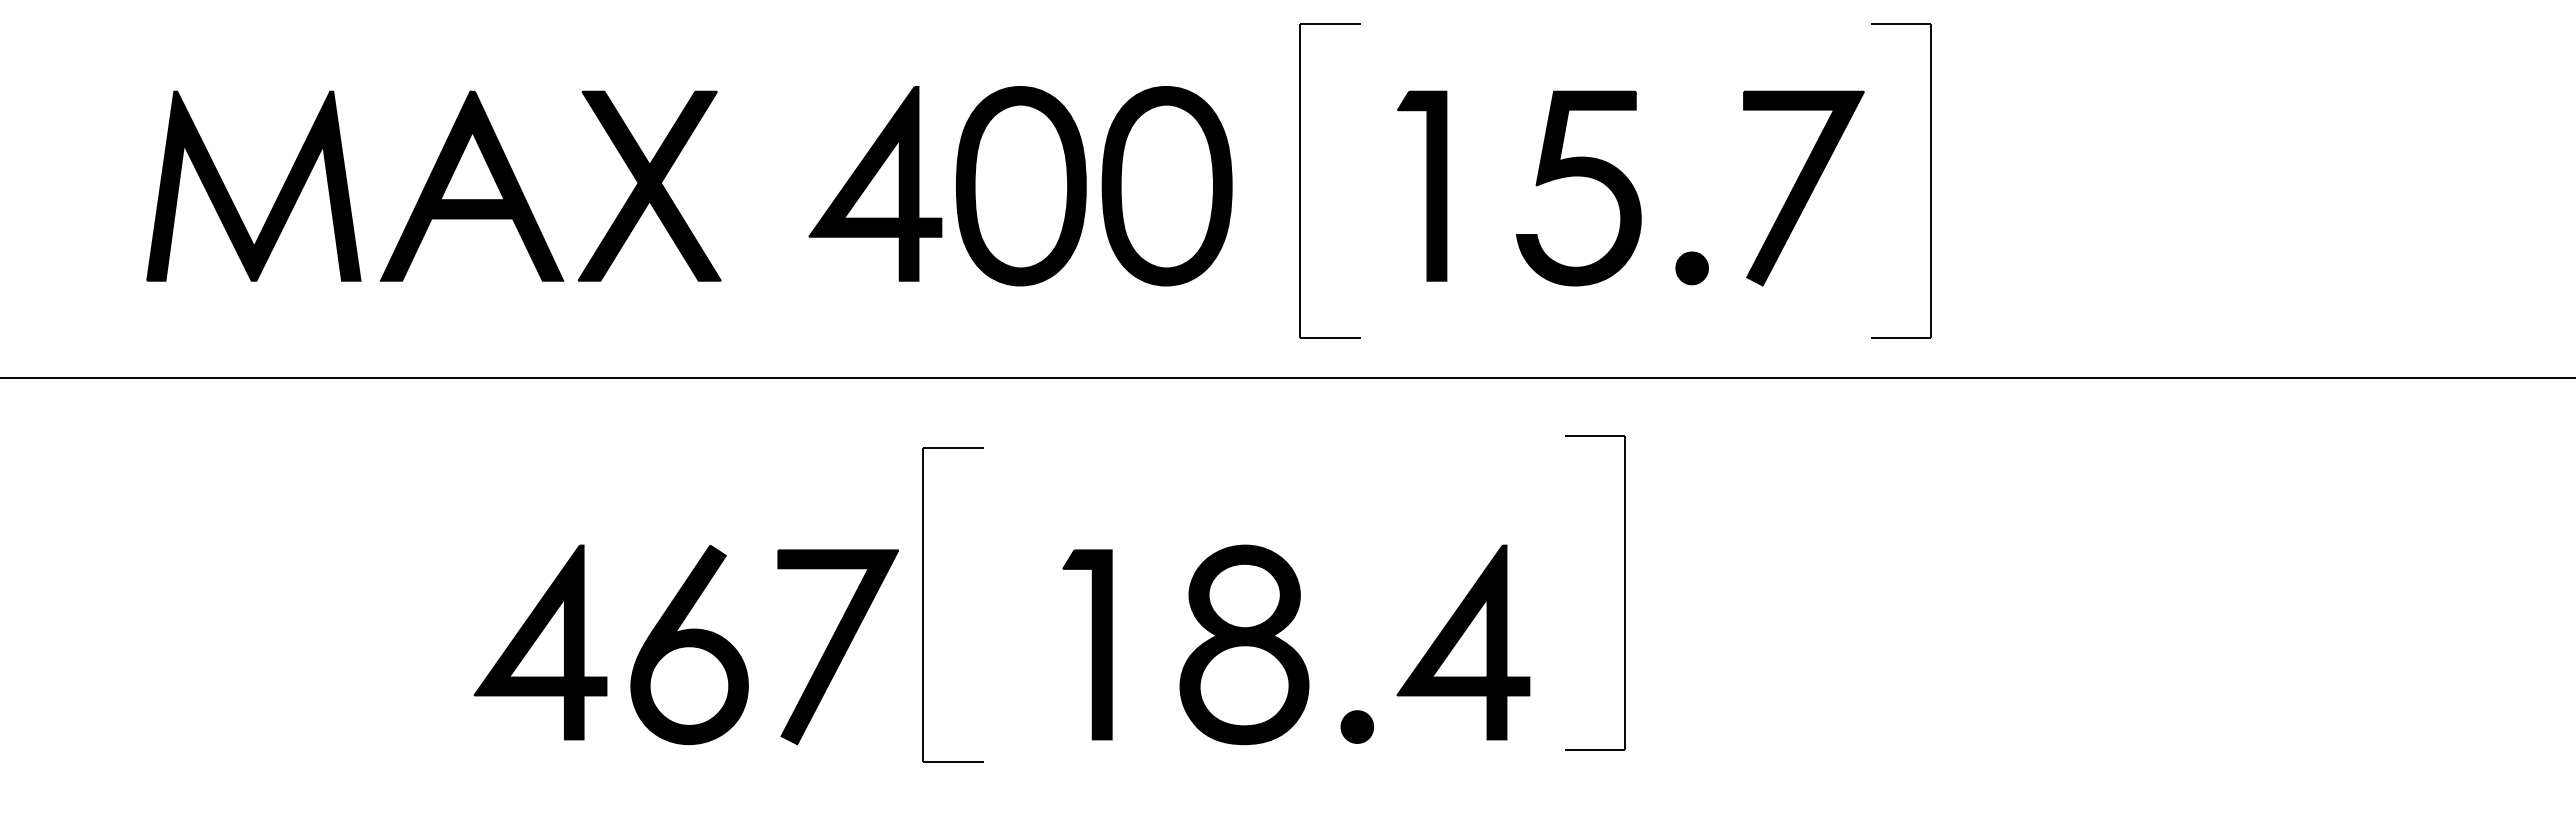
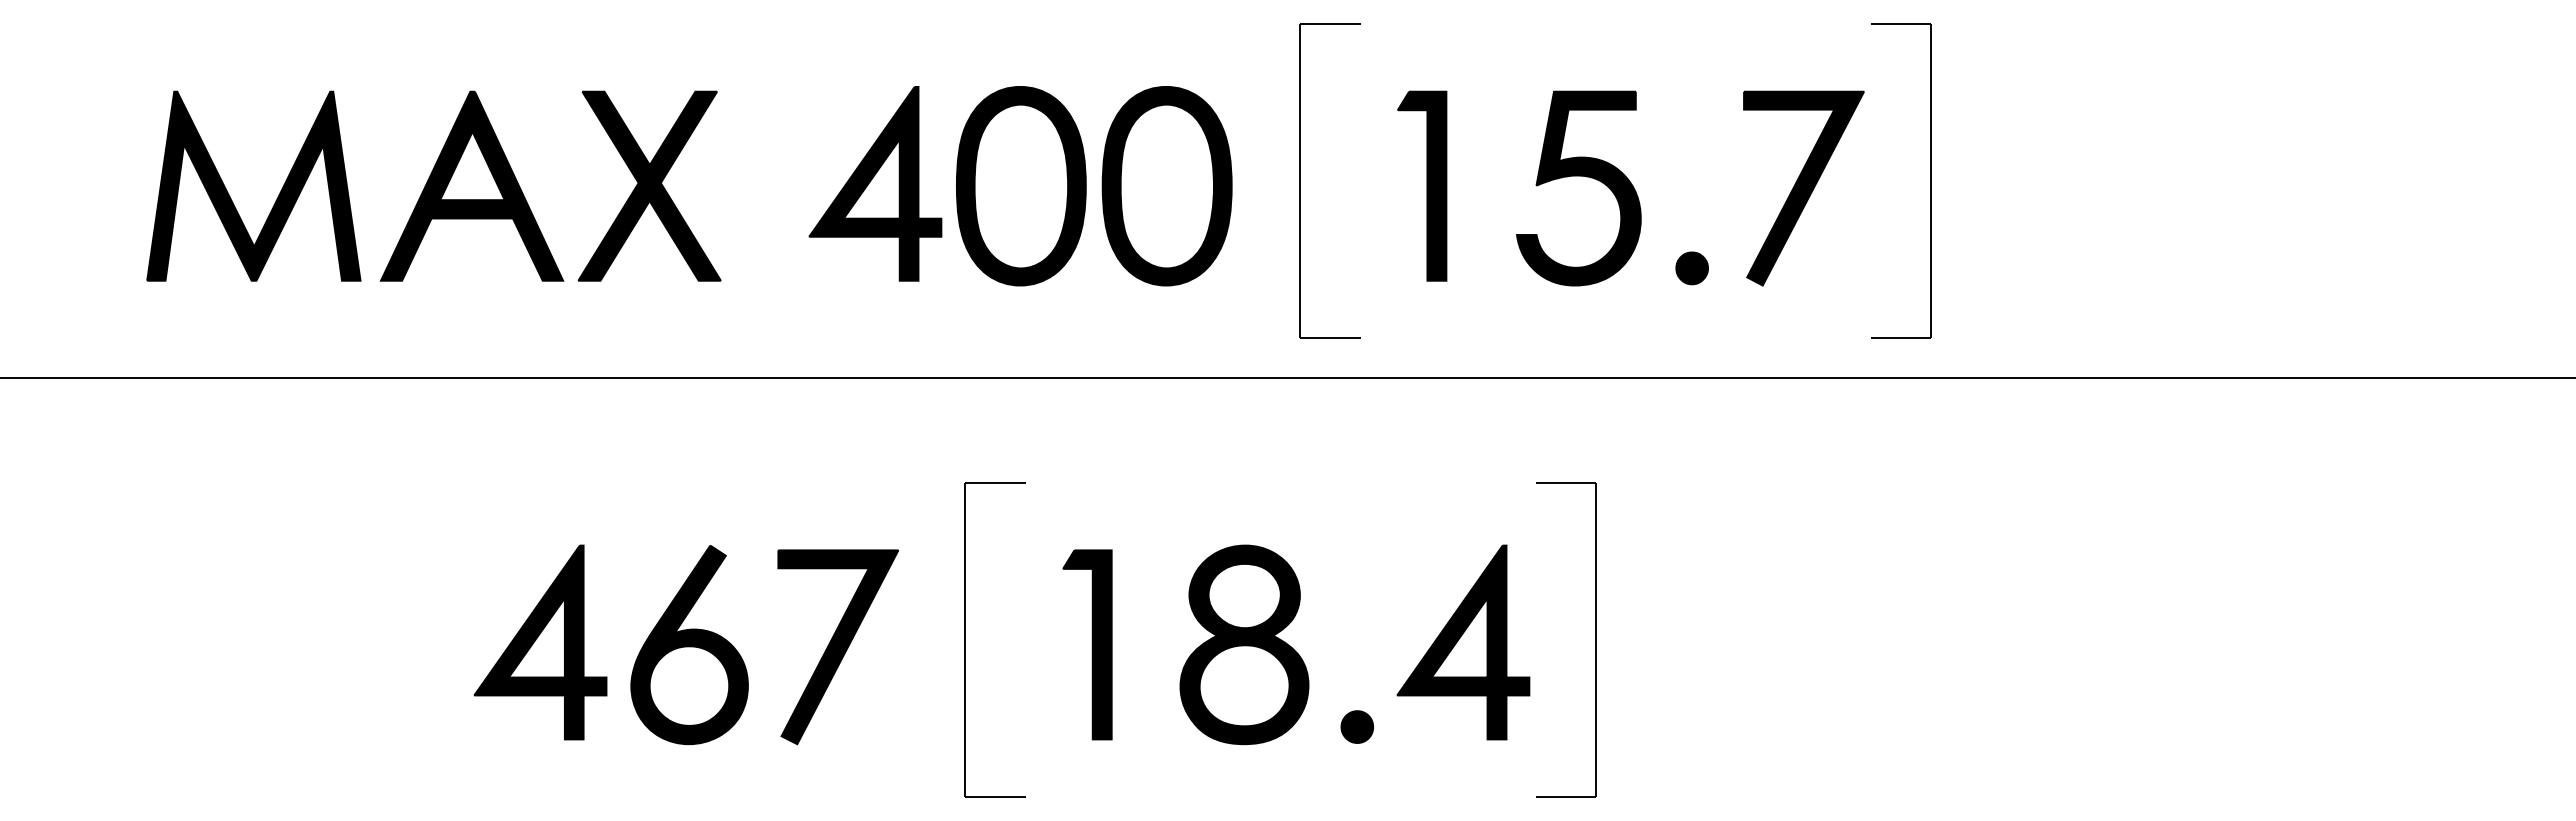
part position: (1624, 592) -> (1595, 639) (1595, 639)
part position: (923, 604) -> (965, 639) (965, 639)
